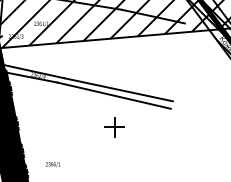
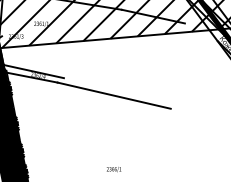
line: present -> none (117, 89)
part: present -> none (114, 127)
text position: (52, 164) -> (113, 169) (113, 169)
